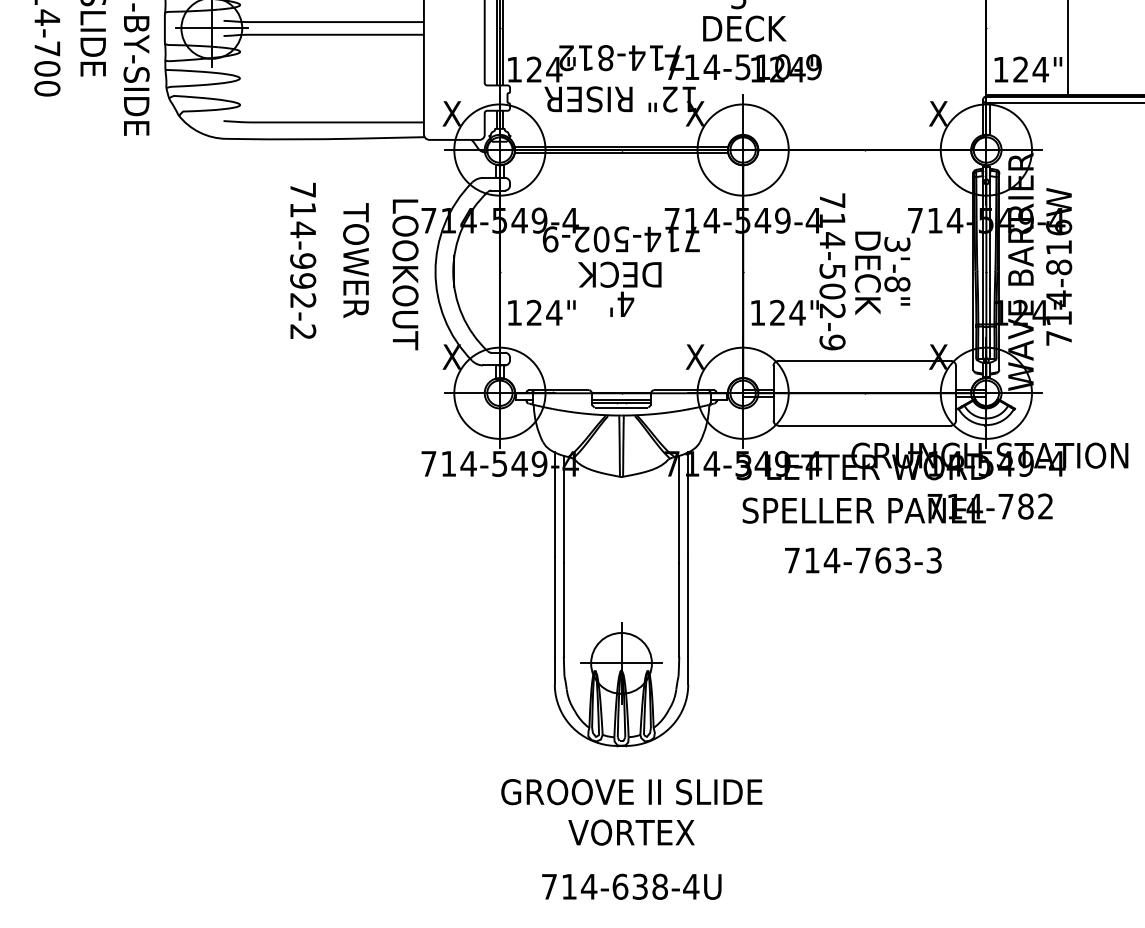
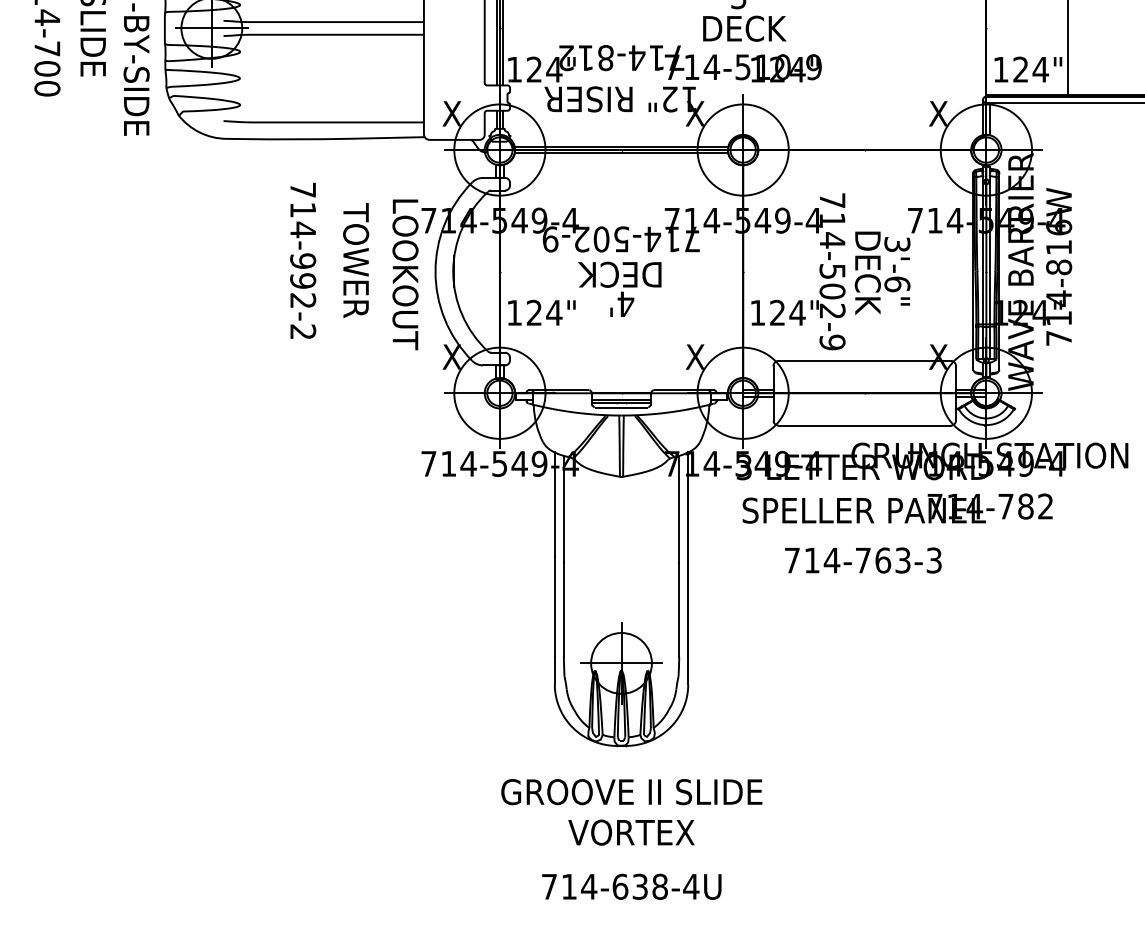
text: 3'-8" -> 3'-6" (897, 284)
